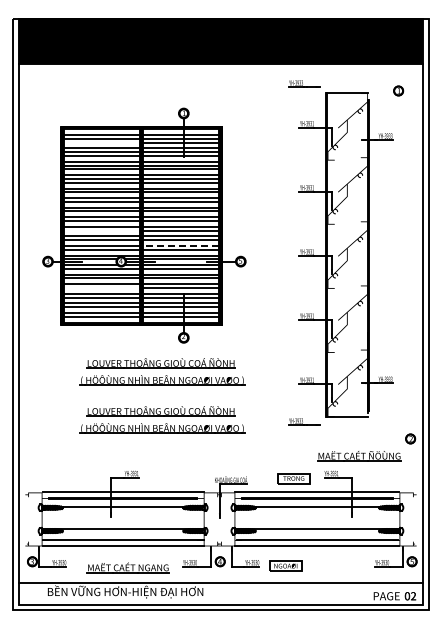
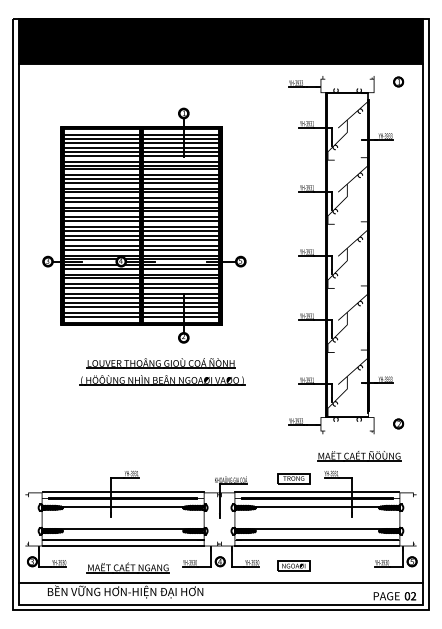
fill: none -> present (347, 87)
part position: (398, 90) -> (398, 81) (398, 81)
line: none -> present (101, 142)
line: none -> present (101, 230)
line: dashed -> solid (180, 245)
line: none -> present (101, 288)
part: present -> none (162, 419)
fill: none -> present (347, 422)
part position: (410, 438) -> (398, 423) (398, 423)
part position: (285, 565) -> (293, 565) (293, 565)
